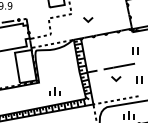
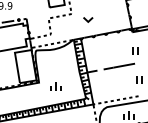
part: present -> none (116, 78)
part position: (54, 91) -> (55, 86) (55, 86)
